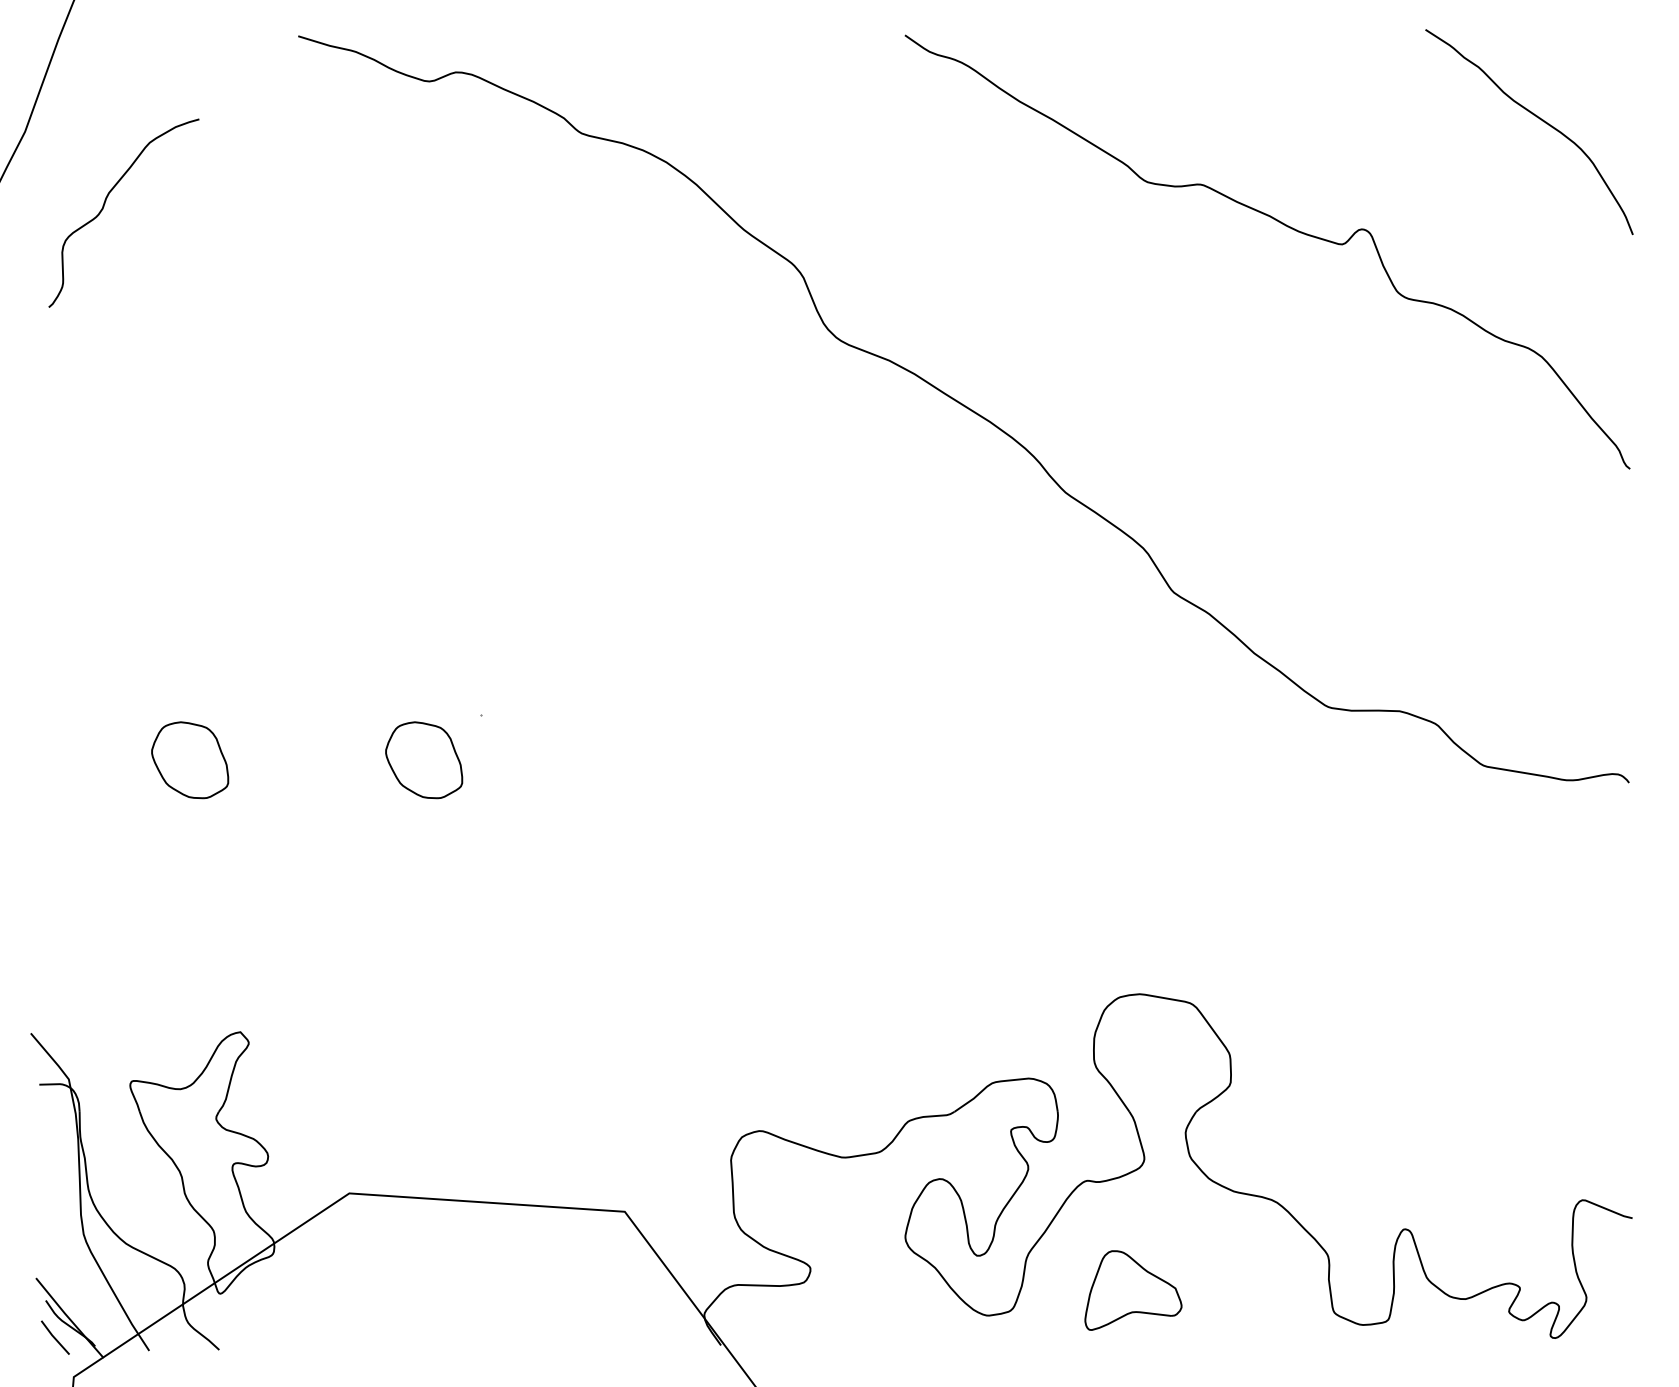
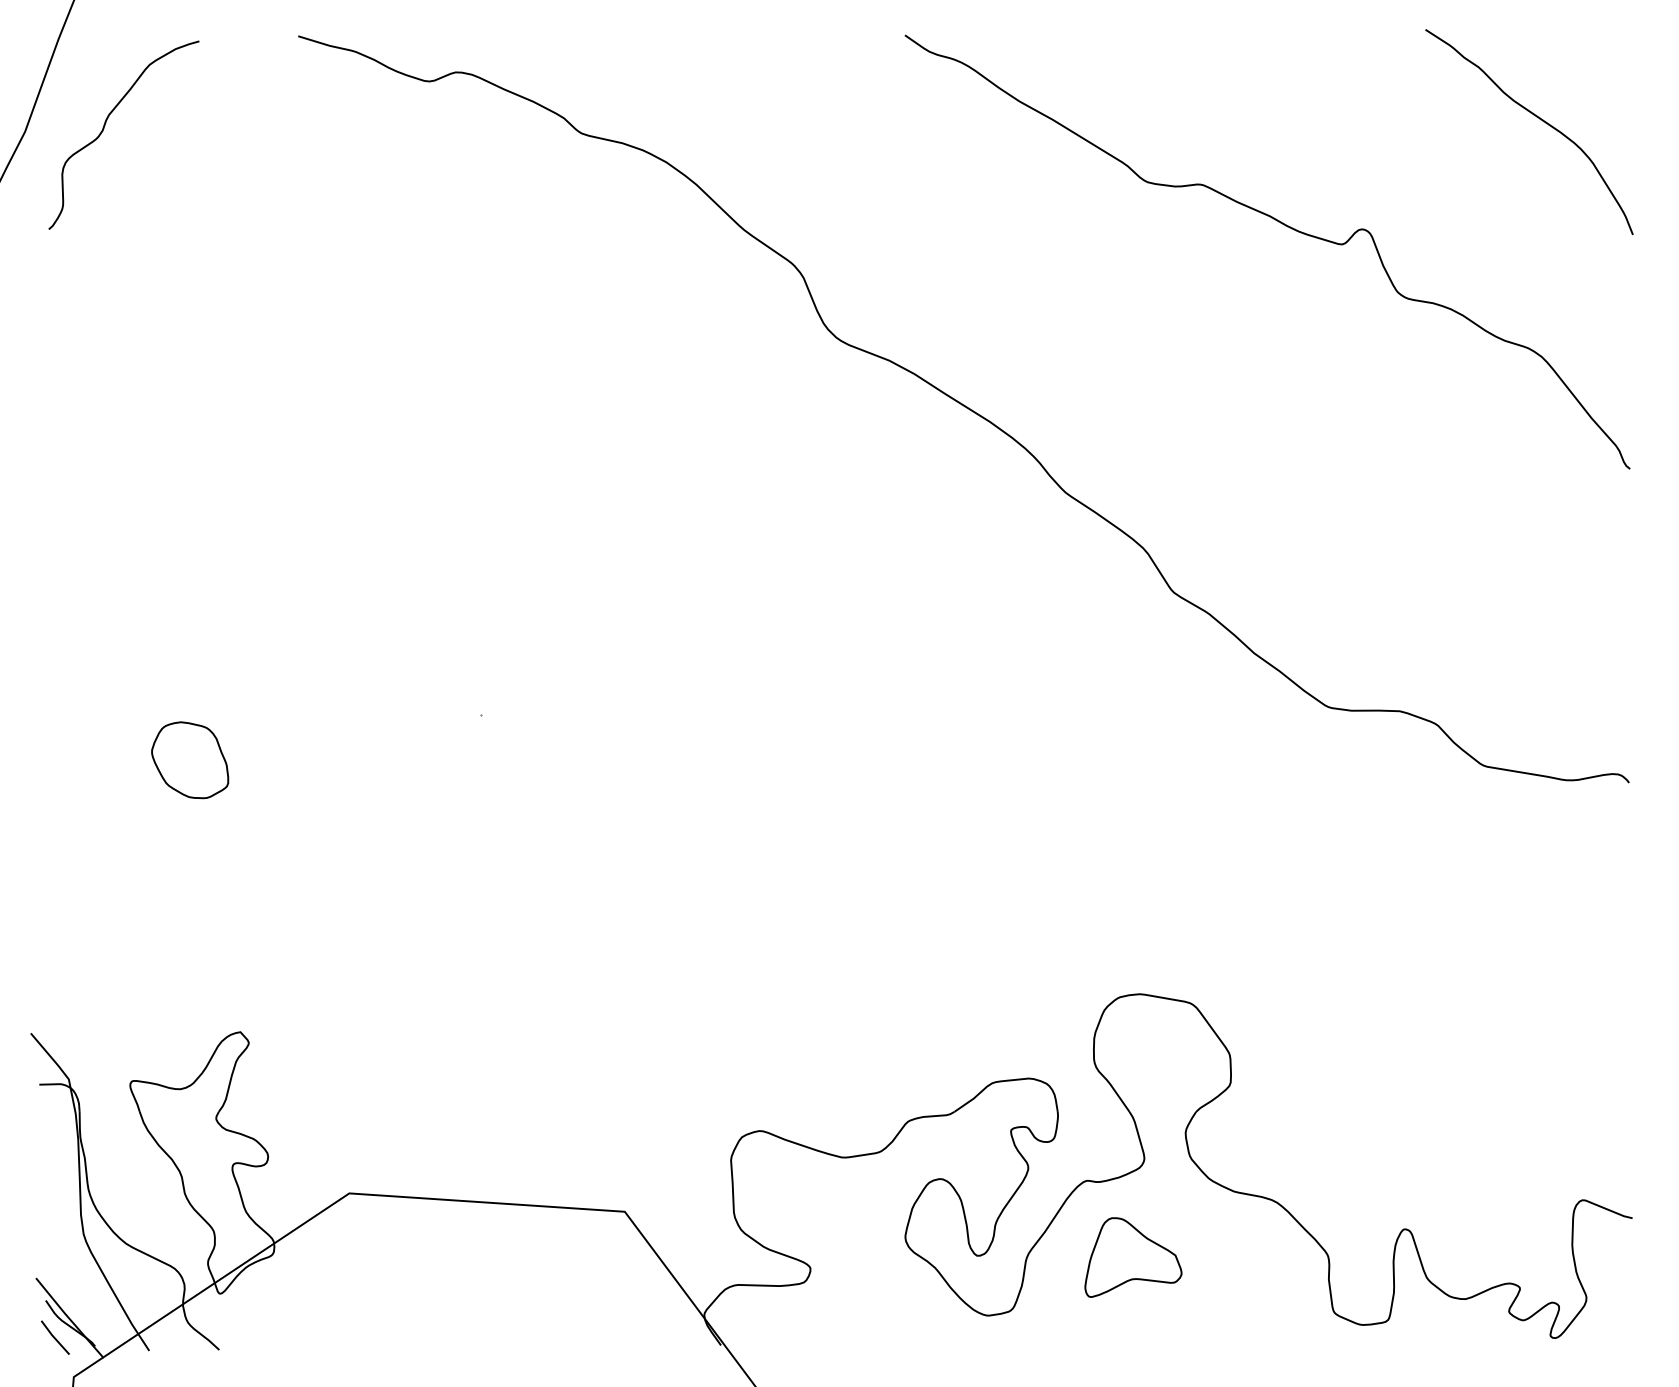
curve position: (105, 204) -> (105, 126) (105, 126)
part: present -> none (424, 760)
part position: (1133, 1290) -> (1133, 1257) (1133, 1257)
